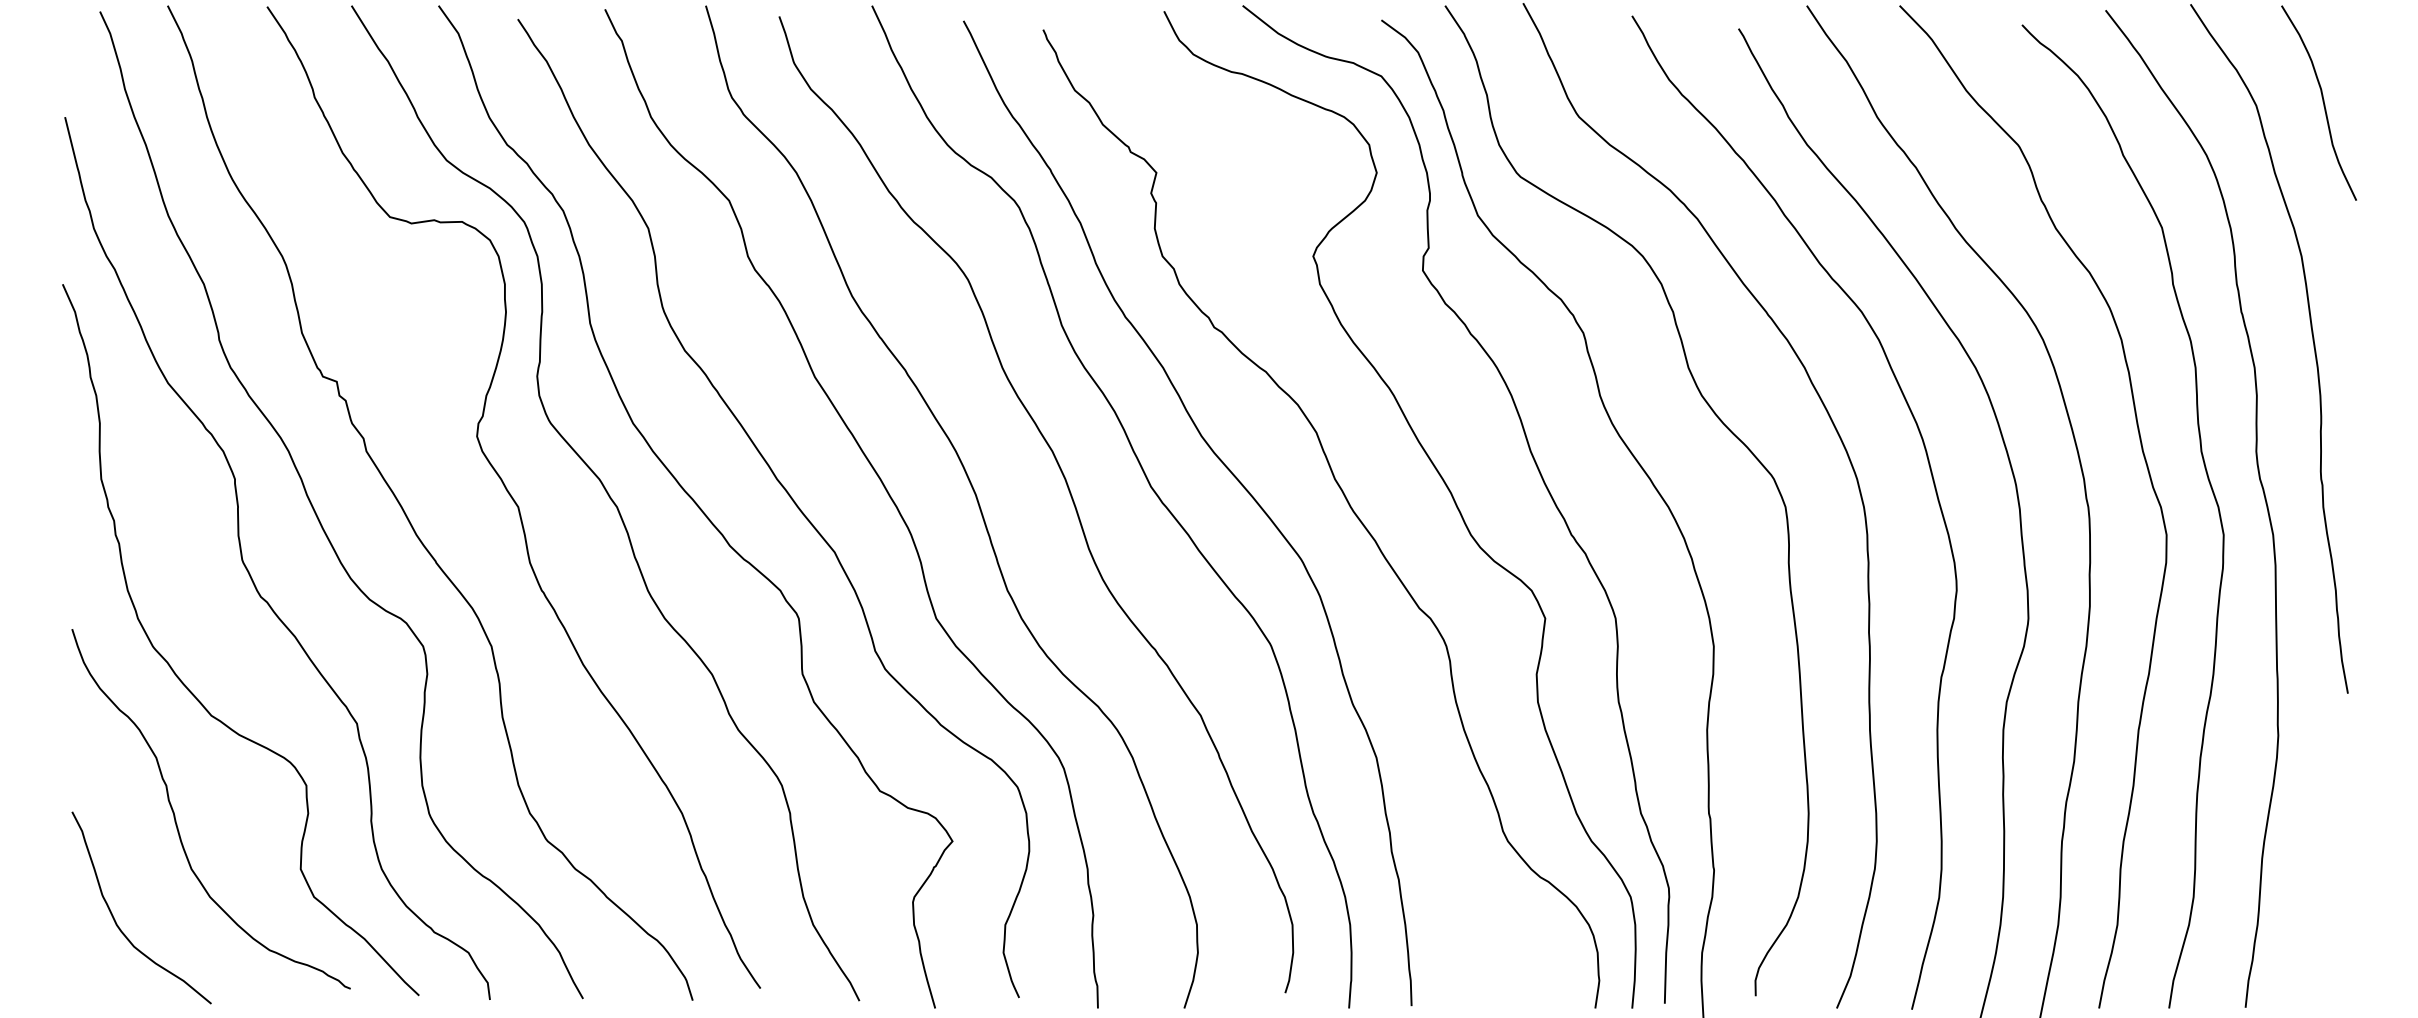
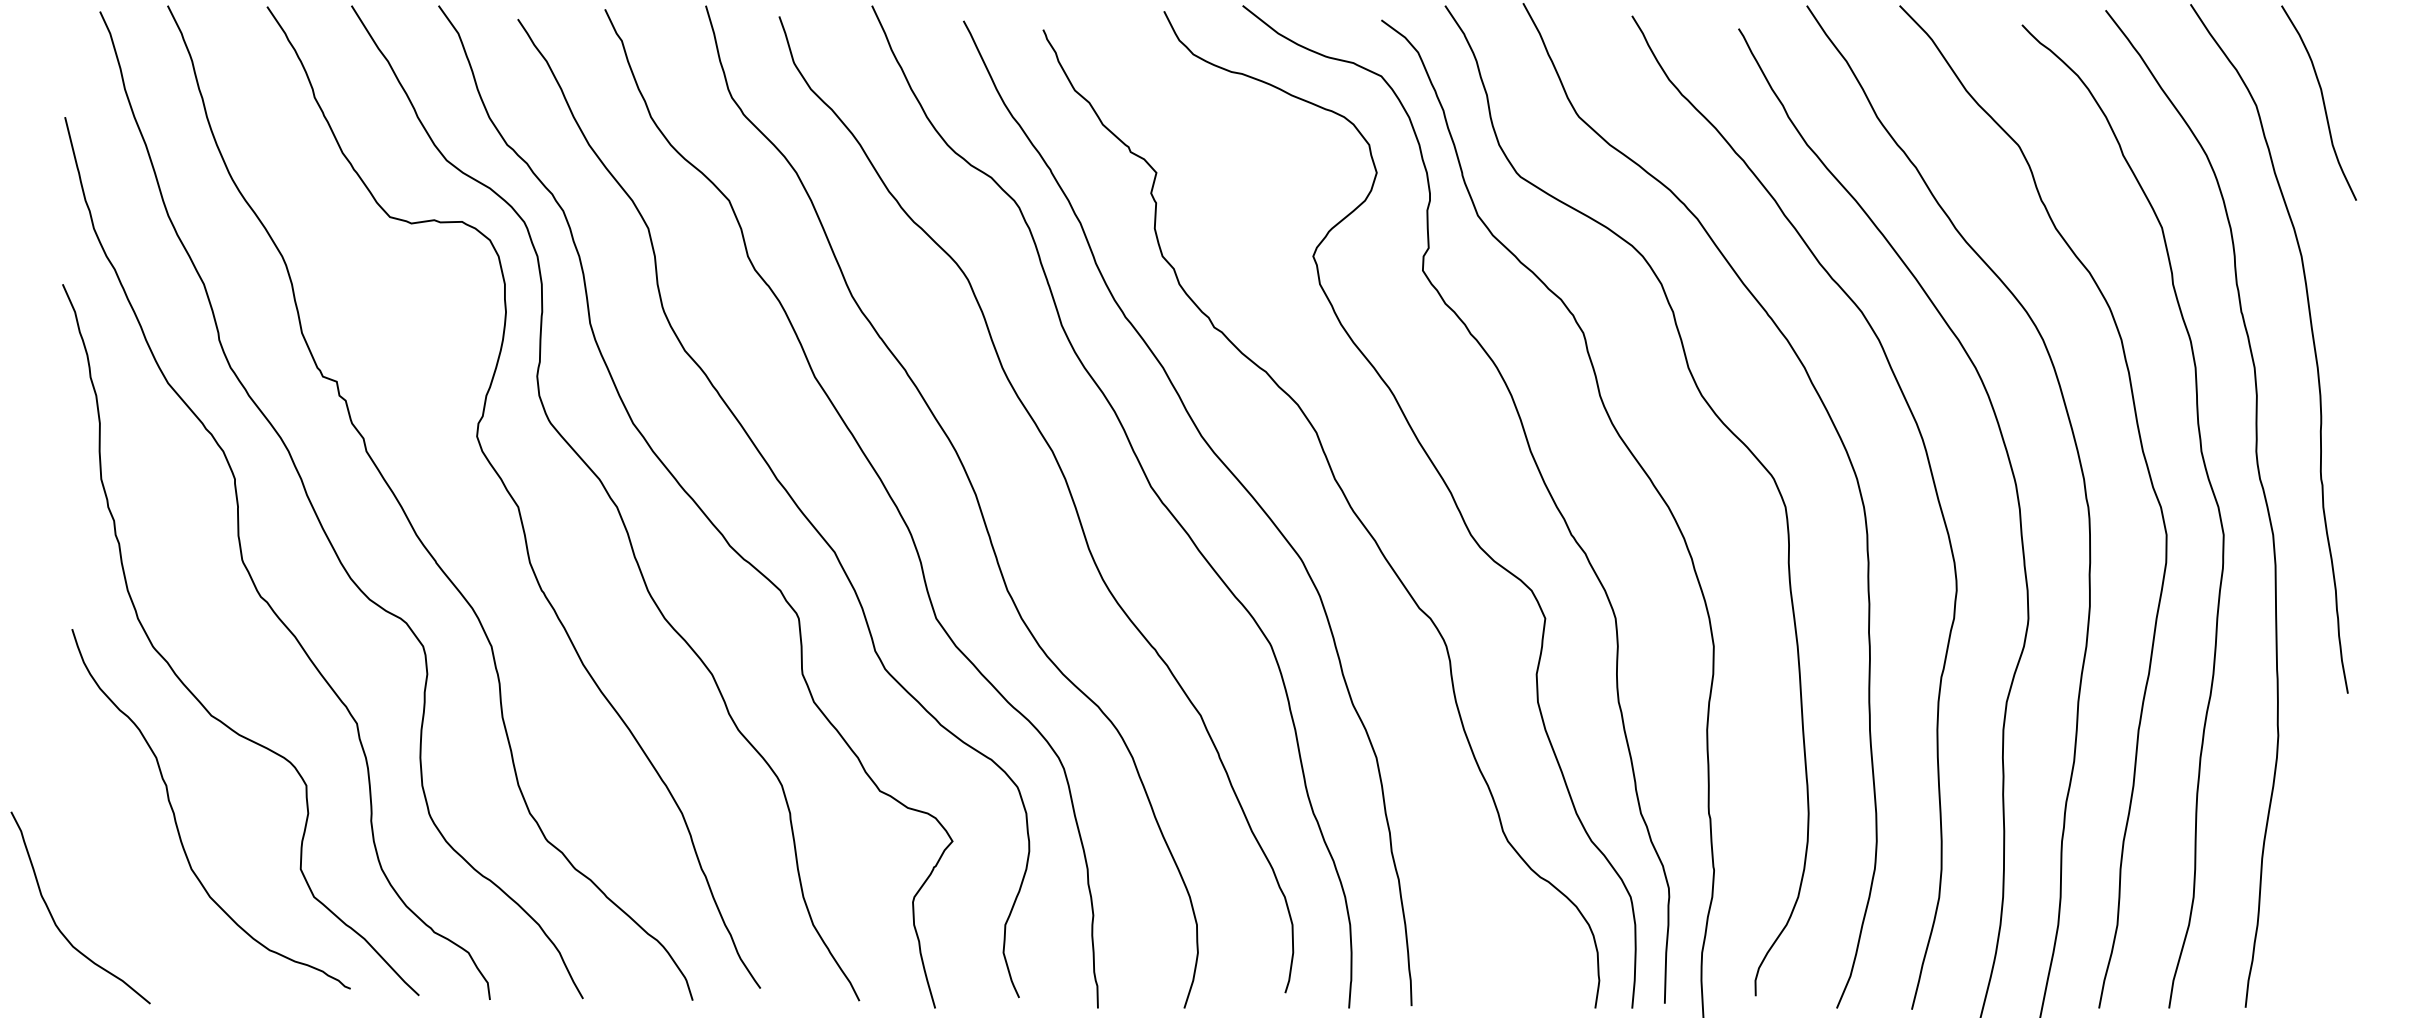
curve position: (115, 919) -> (54, 919) (54, 919)
